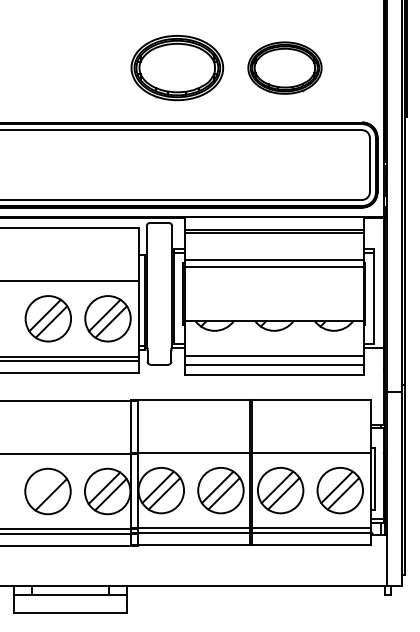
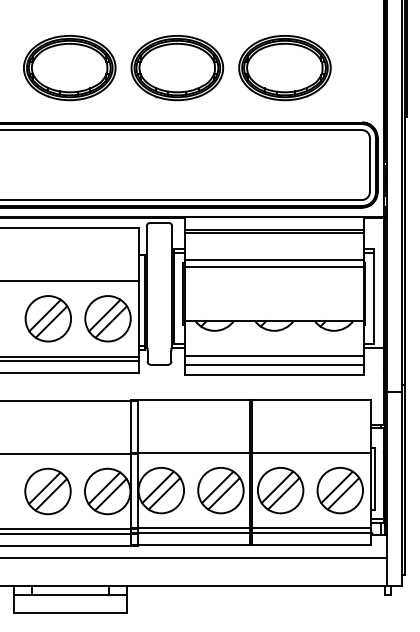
part size: 76x54 px -> 94x67 px (284, 68)
part: none -> present (69, 68)
line: none -> present (44, 488)
line: none -> present (194, 557)
